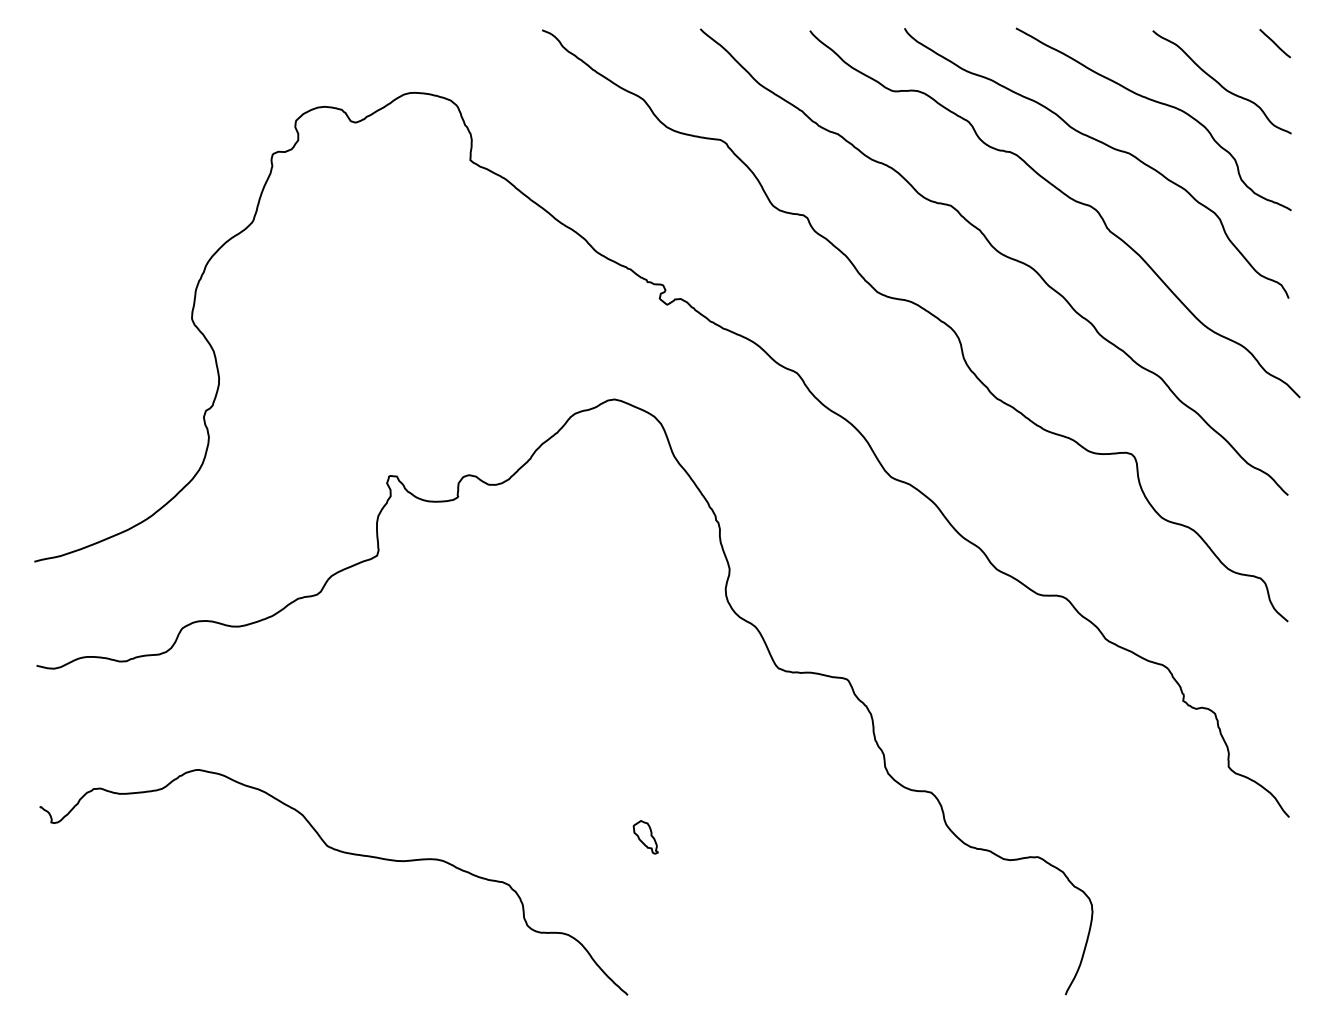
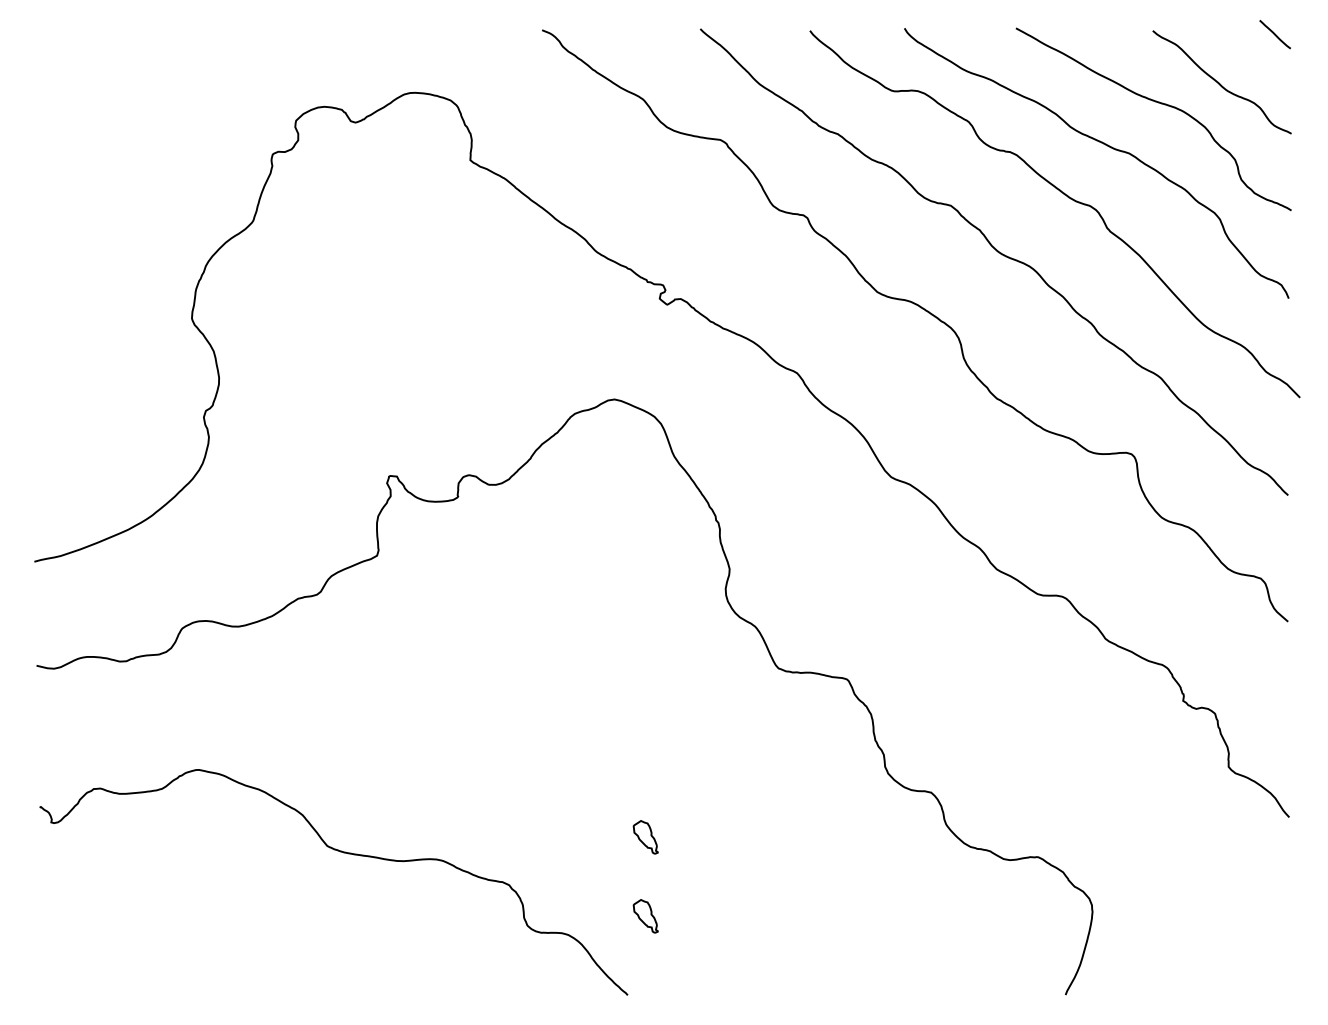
line position: (1274, 43) -> (1274, 34) (1274, 34)
part: none -> present (645, 916)
